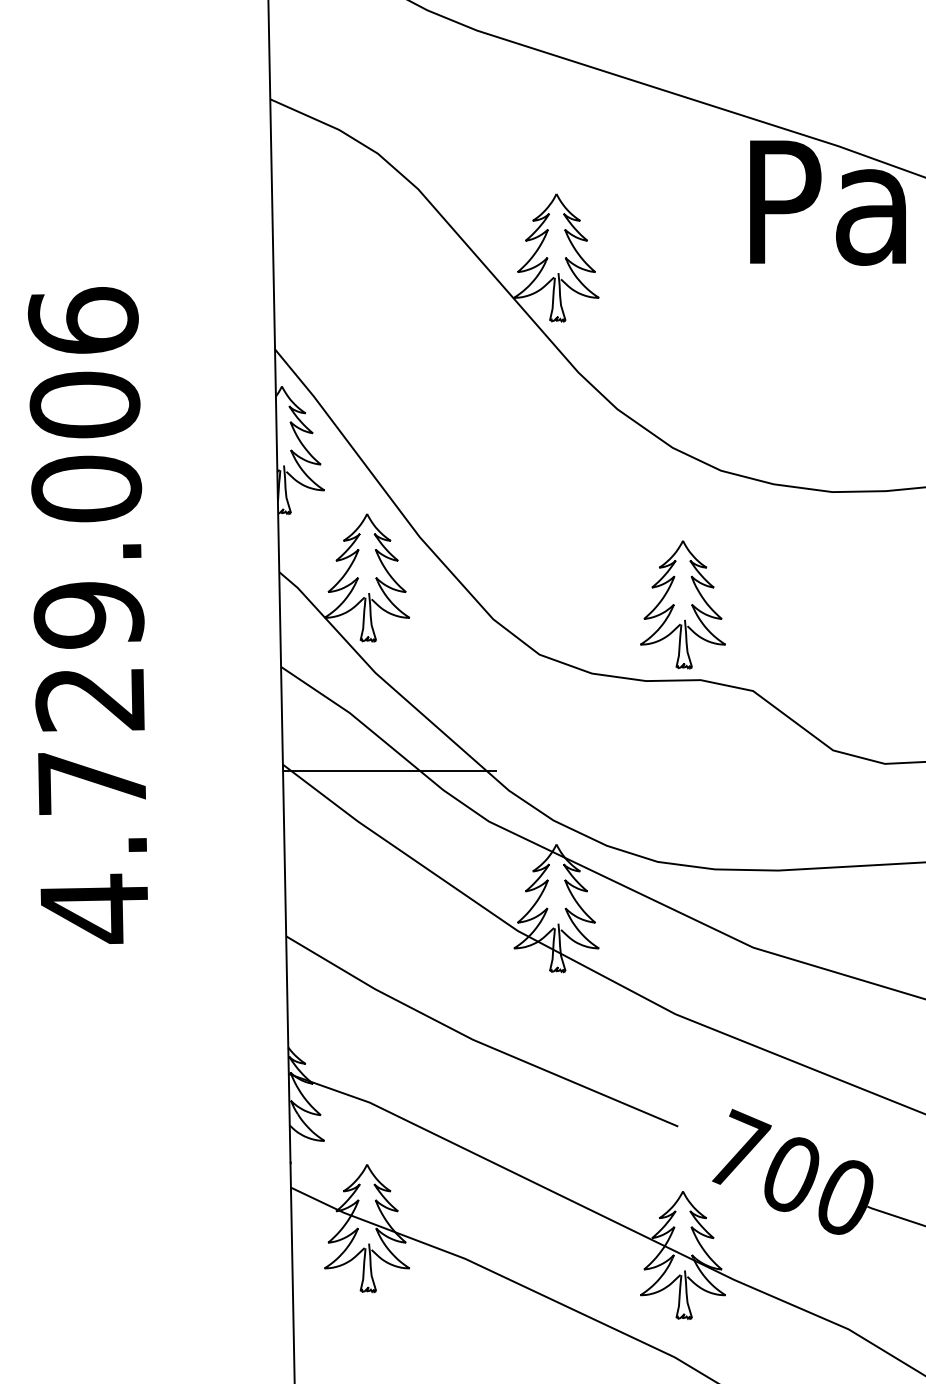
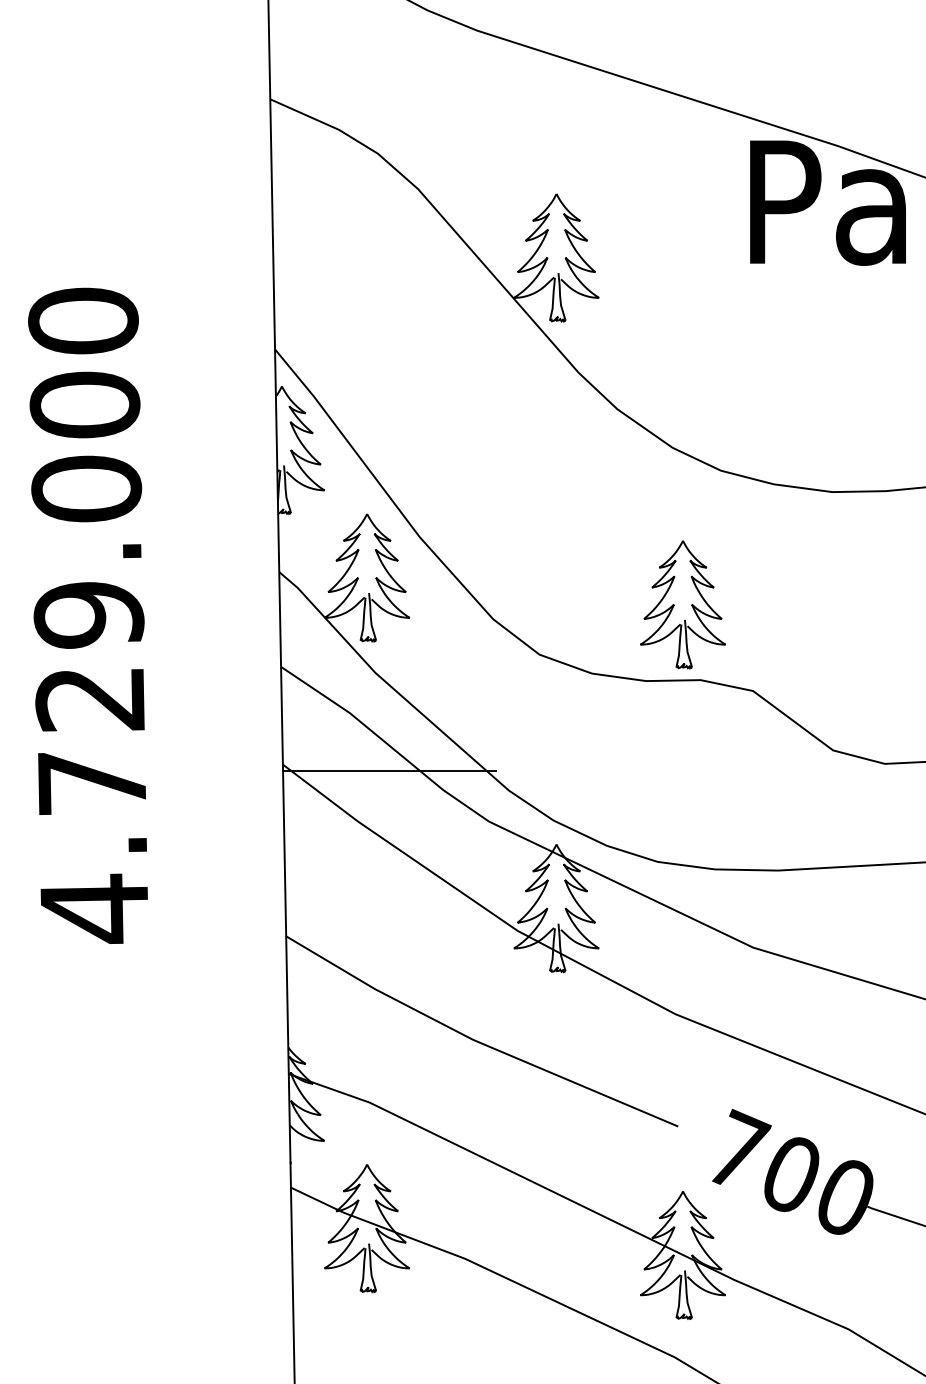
text: 4.729.006 -> 4.729.000 (82, 320)
